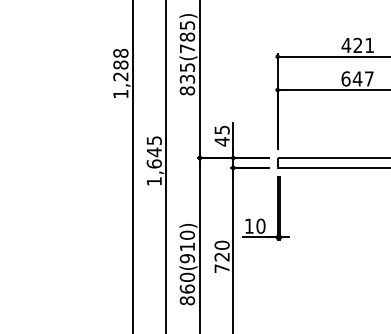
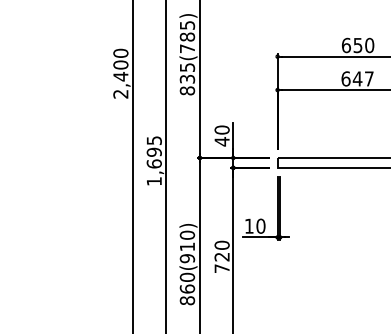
text: 421 -> 650 (357, 45)
text: 1,288 -> 2,400 (120, 73)
text: 45 -> 40 (221, 129)
text: 1,645 -> 1,695 (153, 152)
